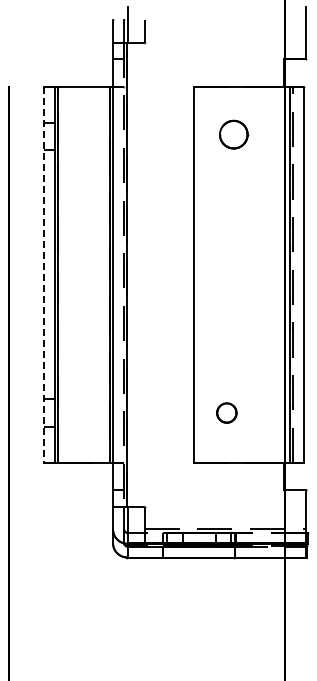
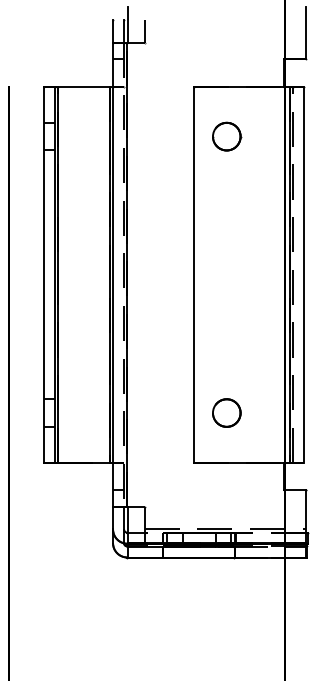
part position: (234, 134) -> (227, 136) (227, 136)
line: dashed -> solid (43, 274)
circle size: 22x22 px -> 30x30 px (226, 412)
